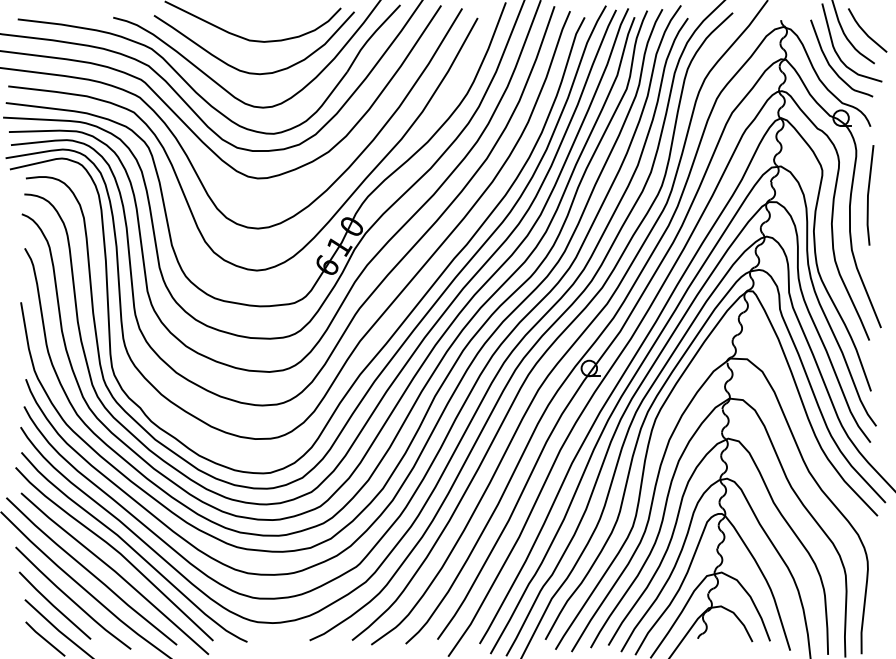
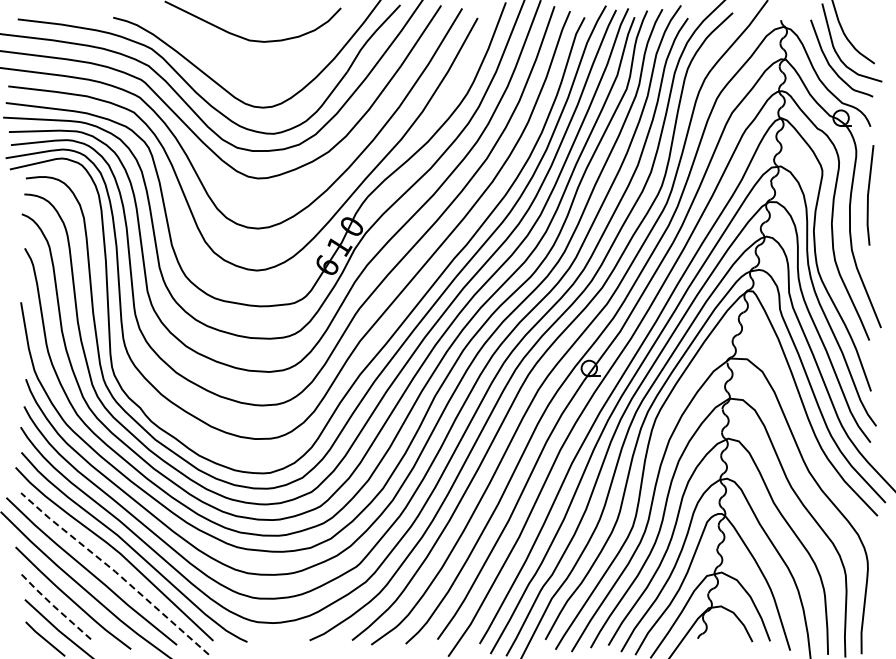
line: present -> none (865, 31)
curve: present -> none (247, 71)
line: solid -> dashed (115, 571)
line: solid -> dashed (53, 605)
